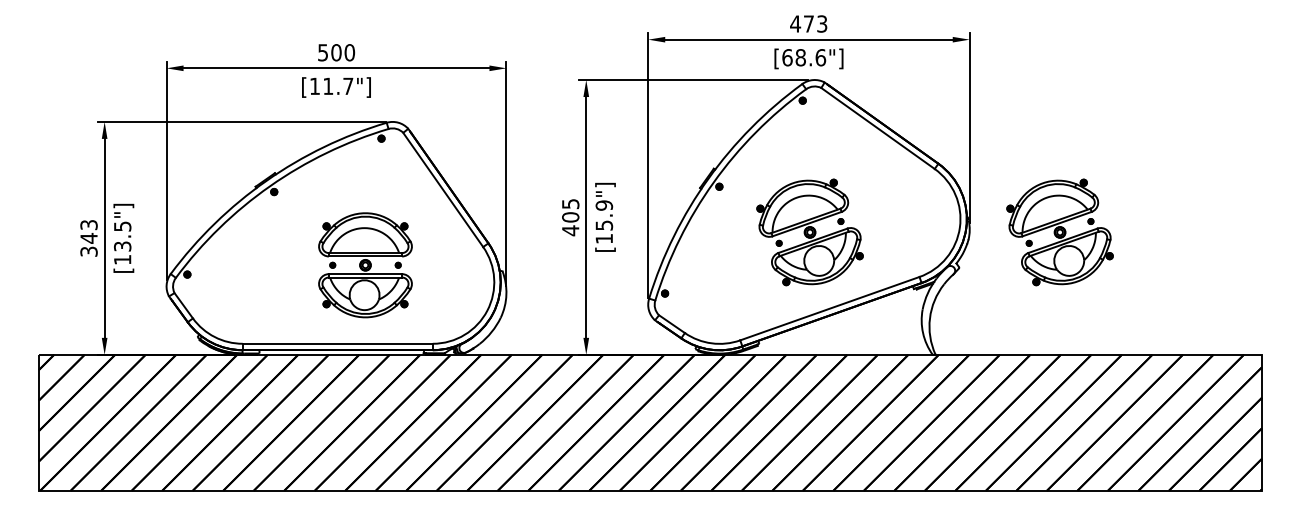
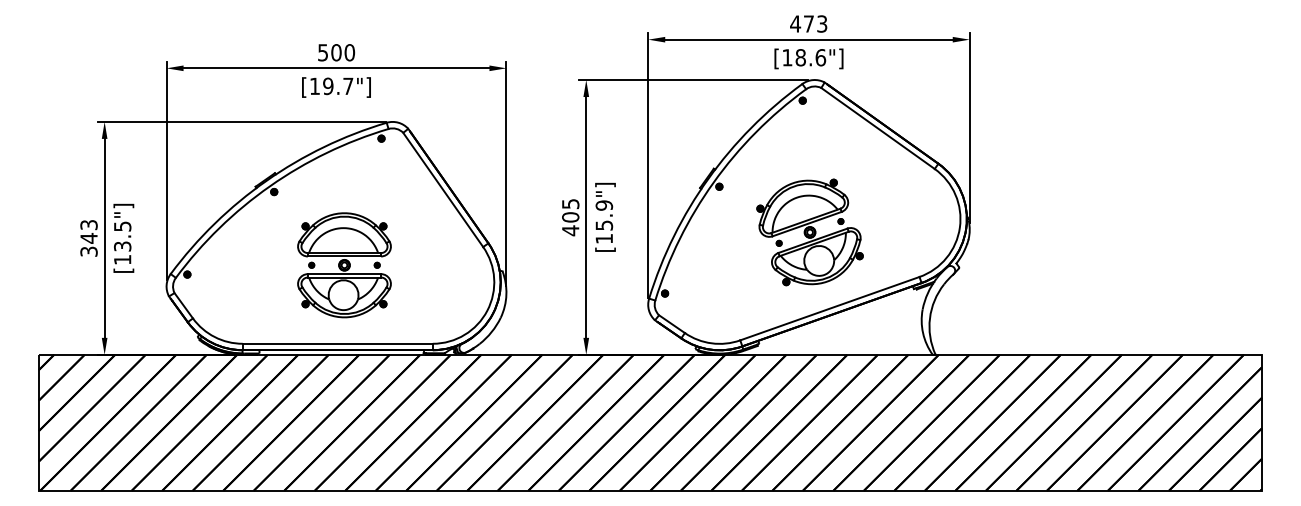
text: [68.6"] -> [18.6"] (787, 57)
text: [11.7"] -> [19.7"] (328, 86)
part: present -> none (1059, 232)
part position: (365, 265) -> (344, 265) (344, 265)
